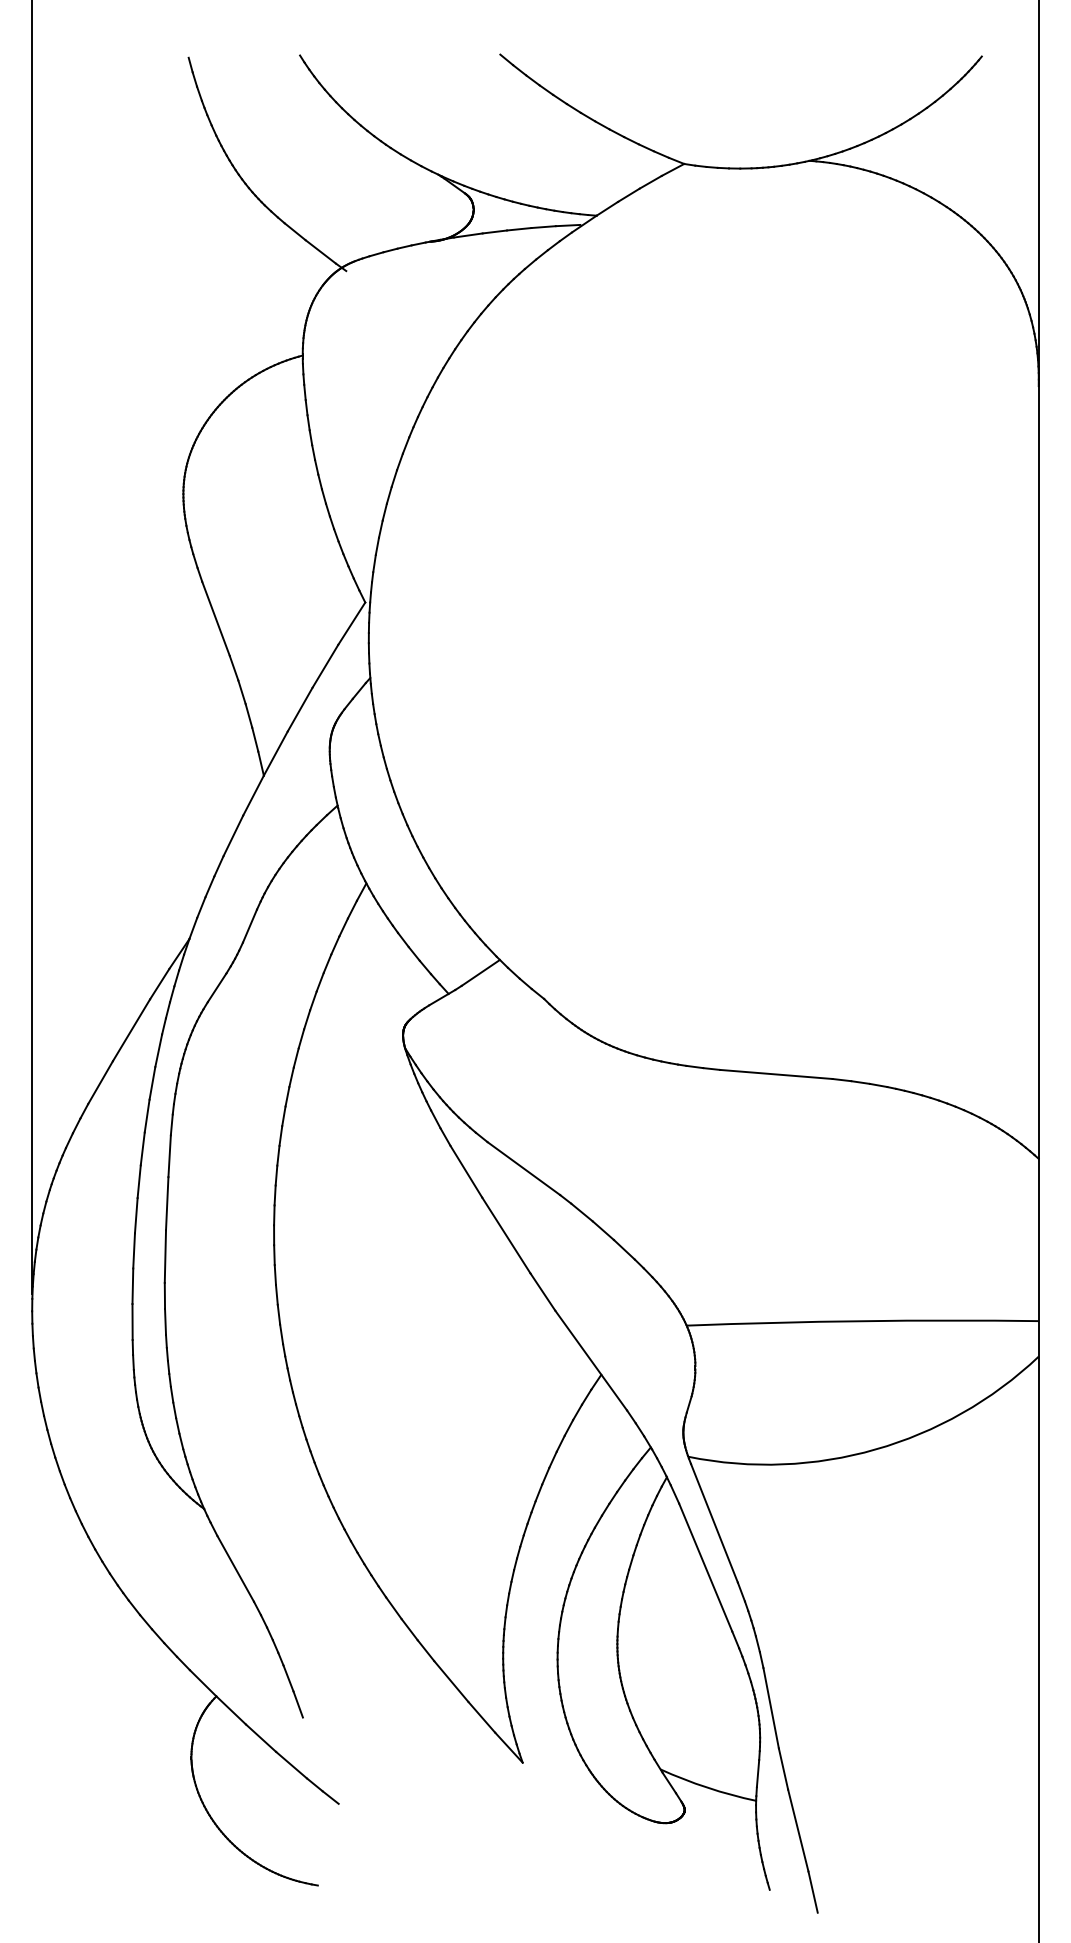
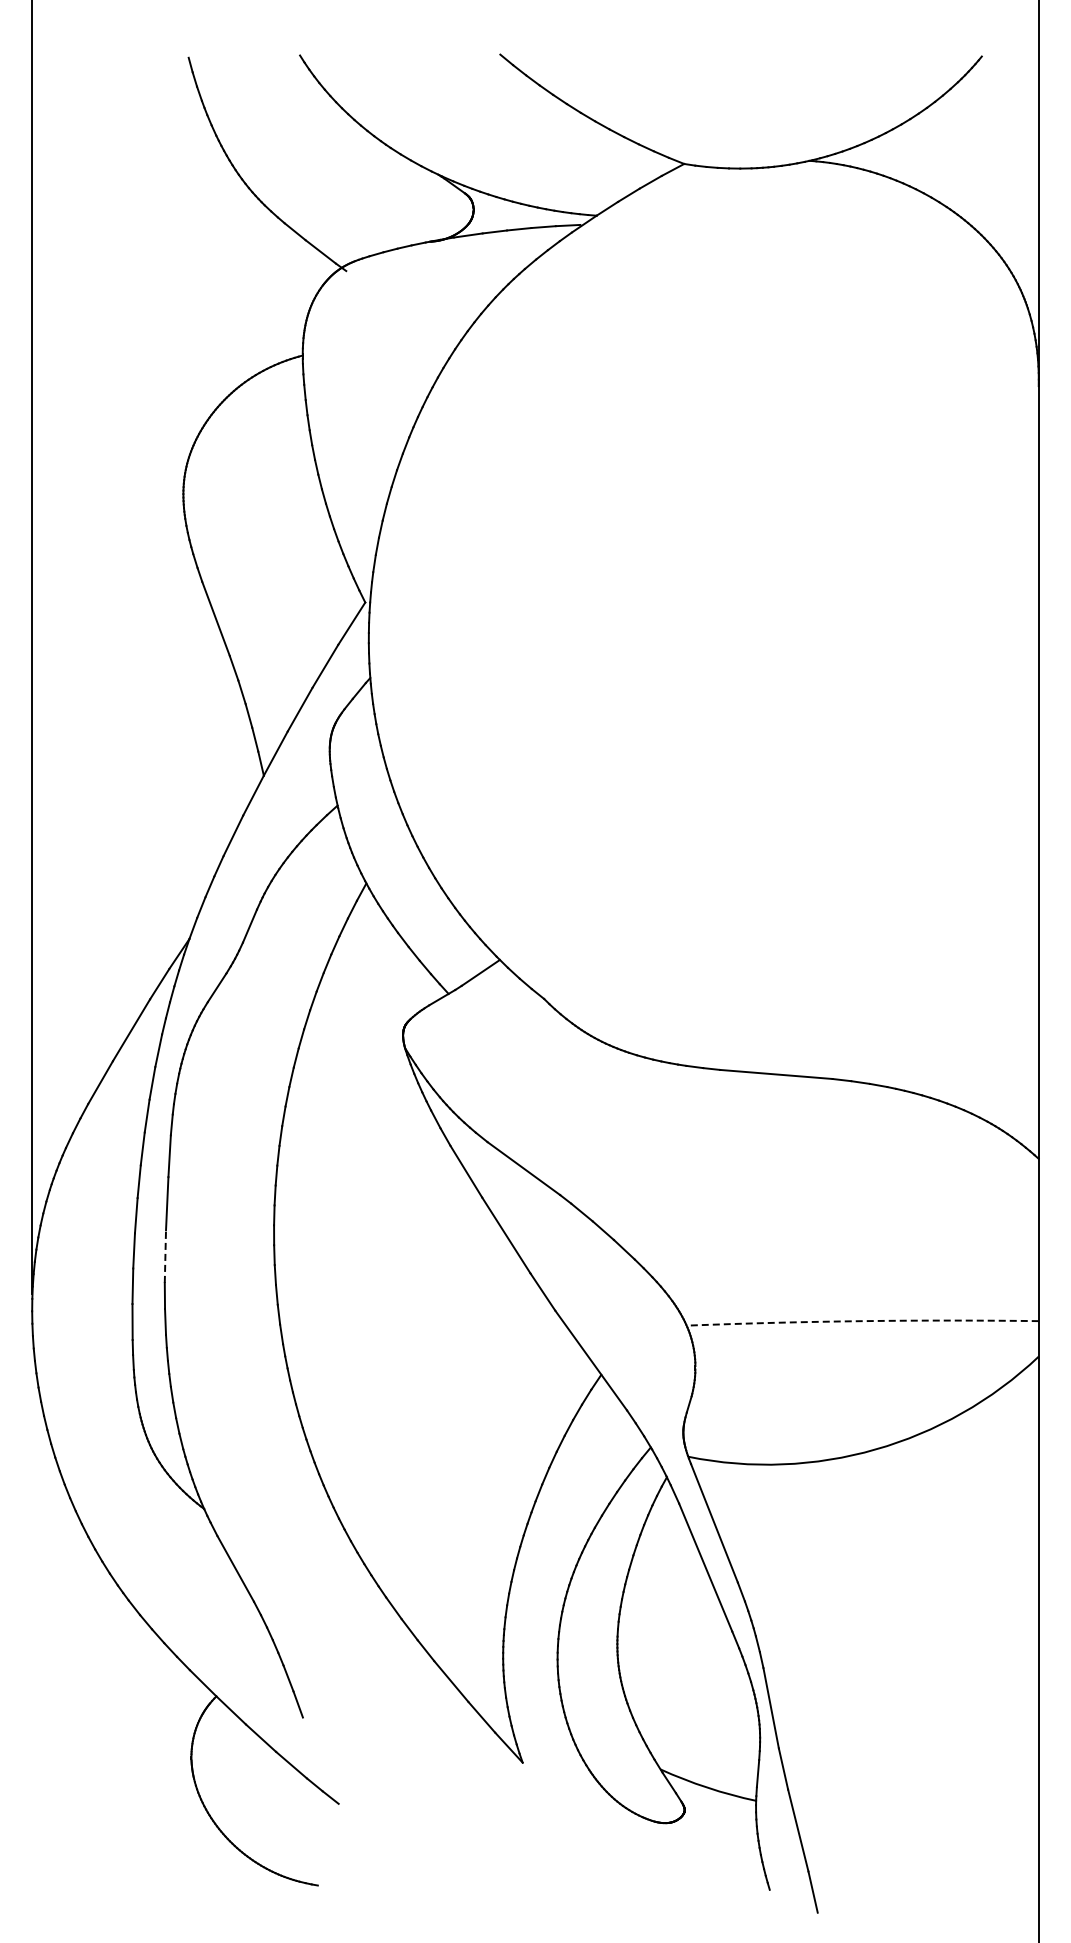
line: solid -> dashed (165, 1256)
arc: solid -> dashed (862, 1321)
